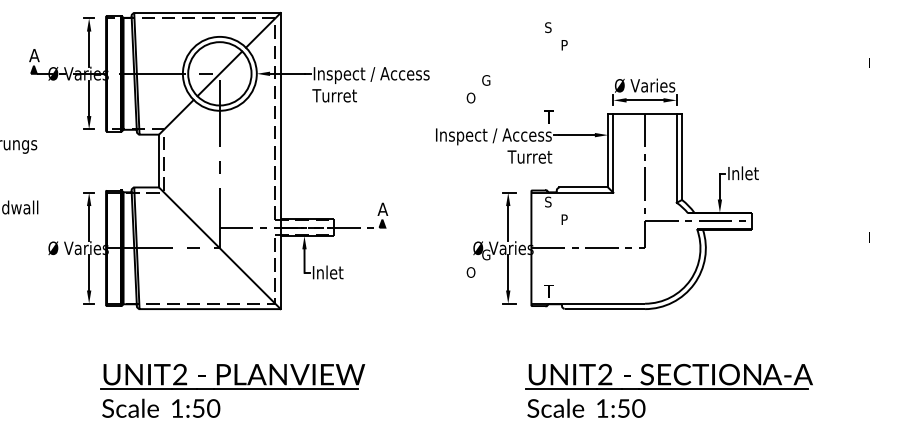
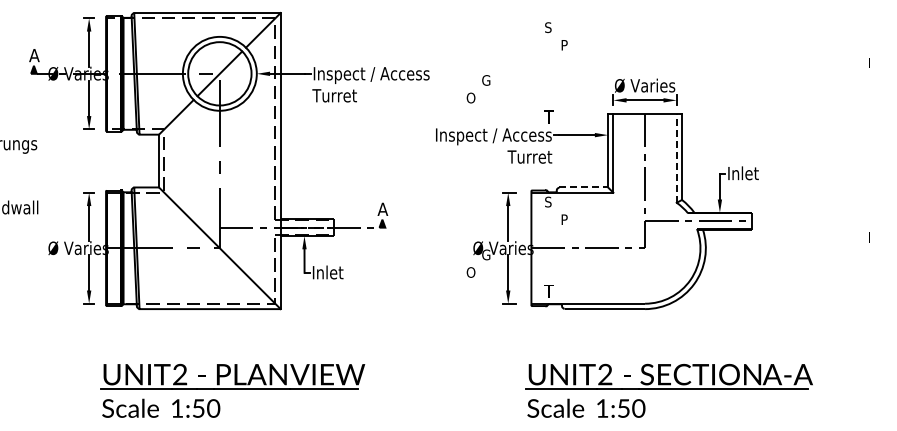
line: solid -> dashed (676, 158)
line: solid -> dashed (583, 187)
